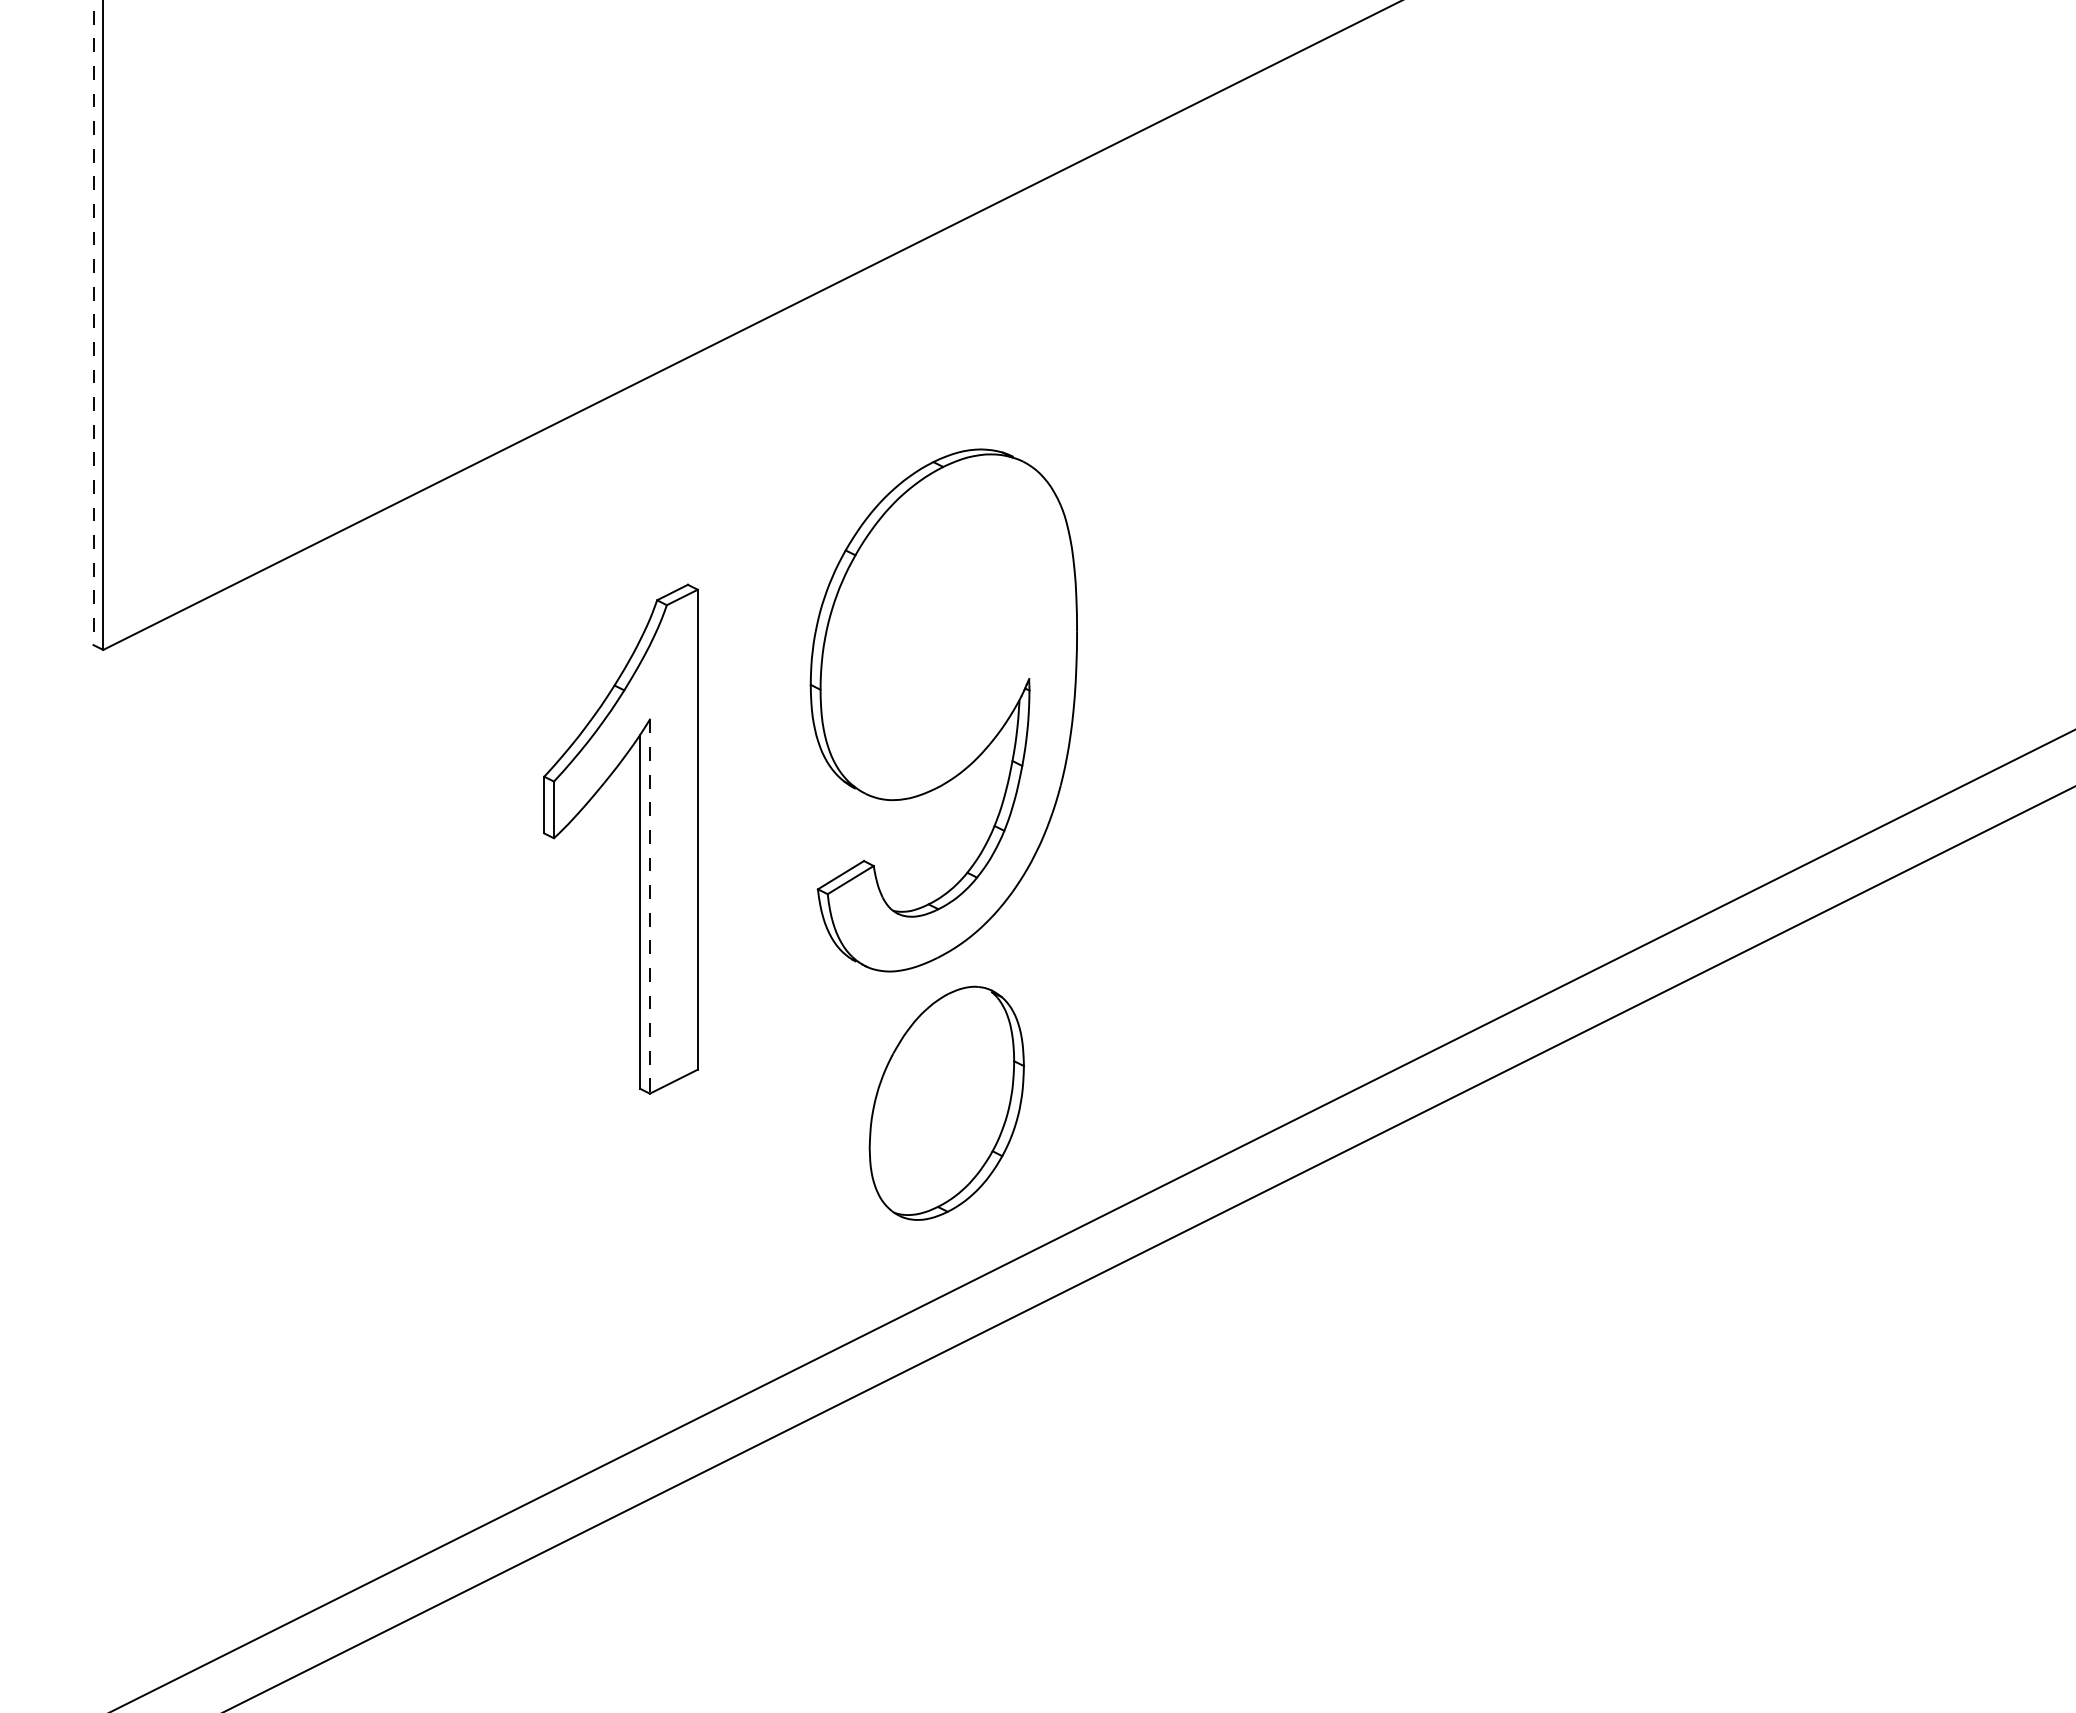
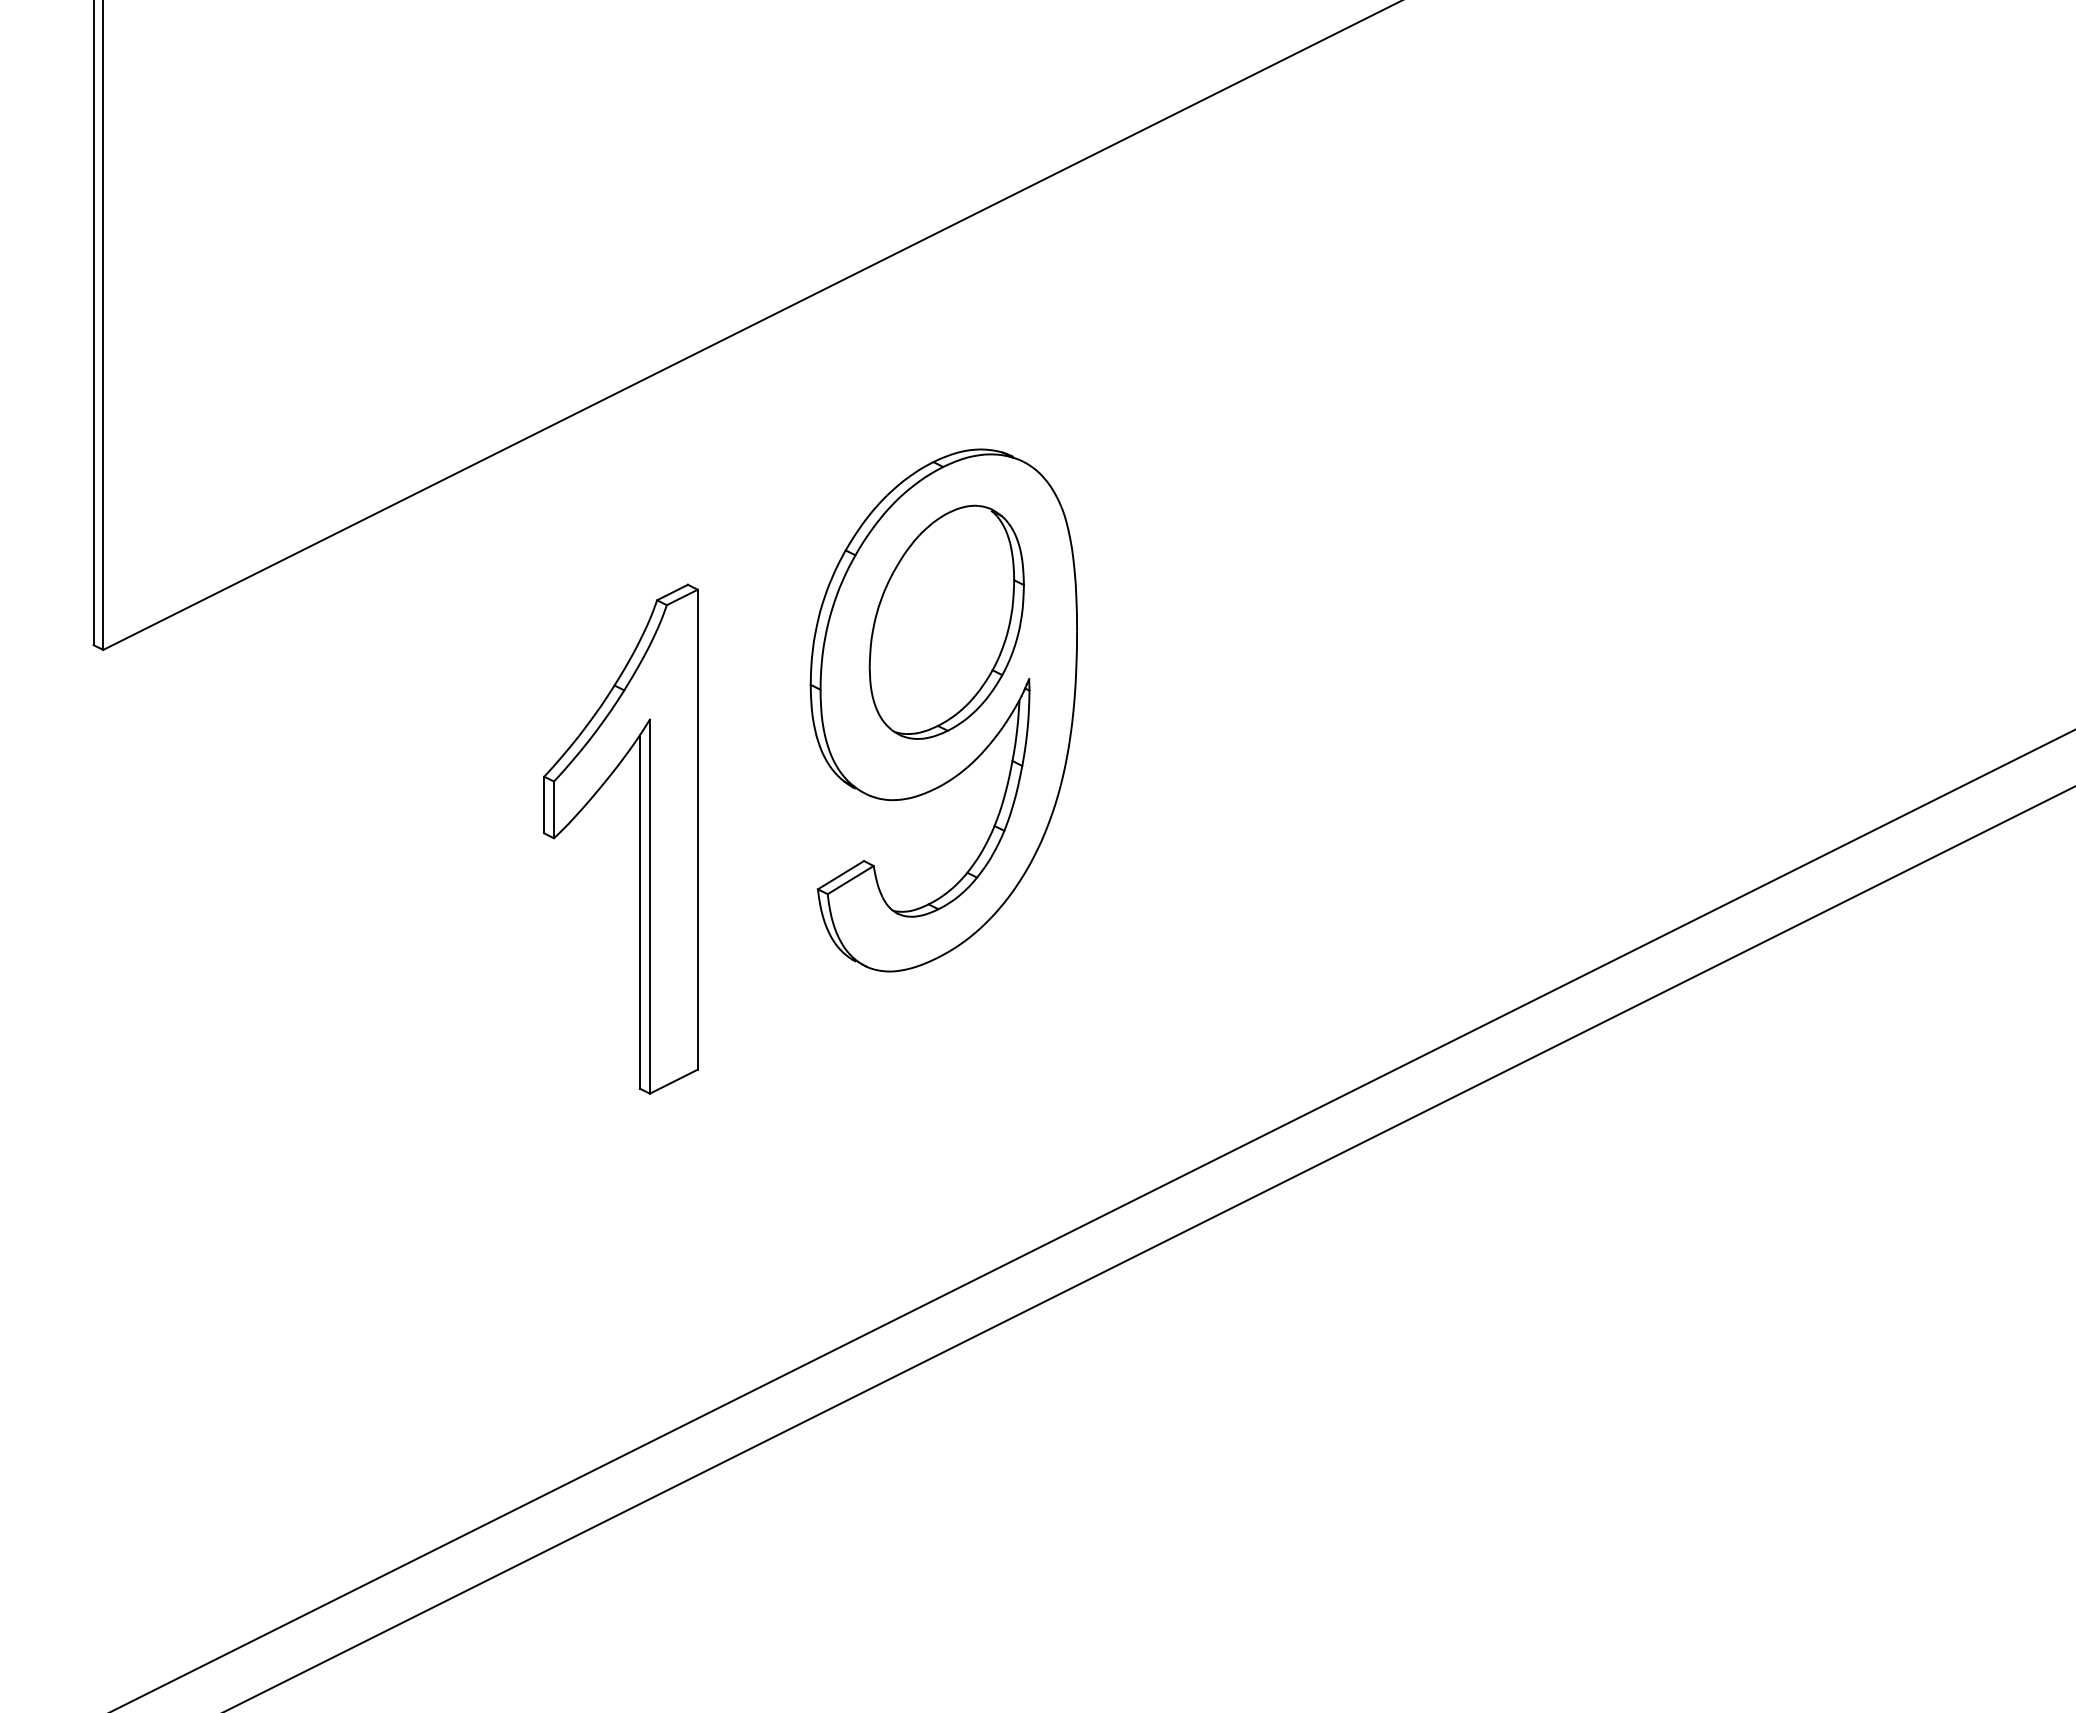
line: dashed -> solid (93, 323)
line: dashed -> solid (649, 907)
part position: (946, 1102) -> (946, 621) (946, 621)
